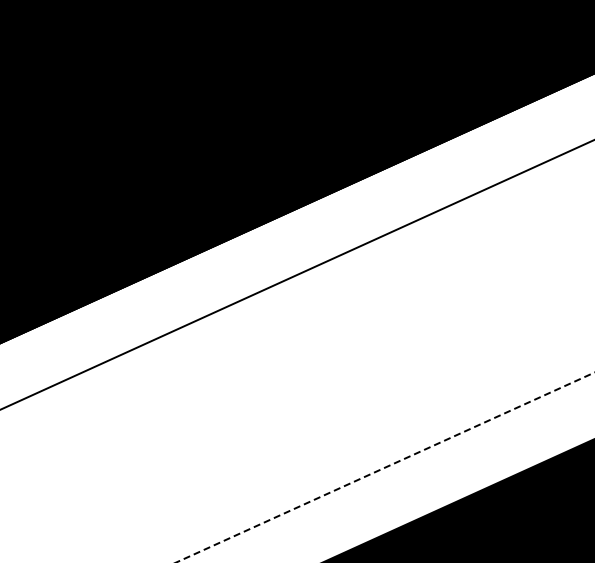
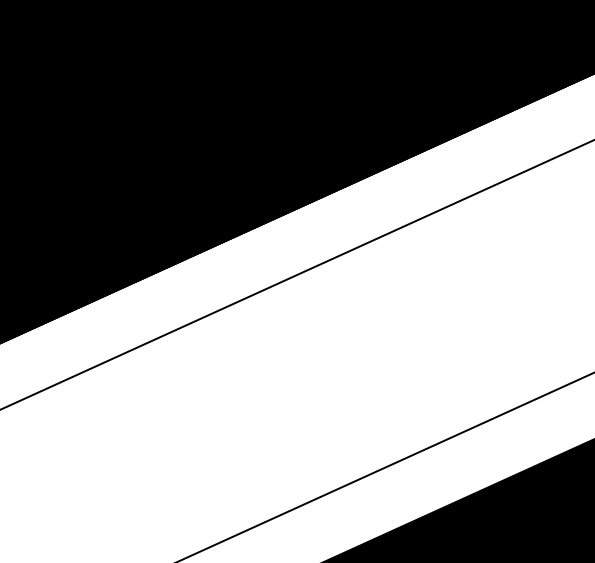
line: dashed -> solid (385, 467)
